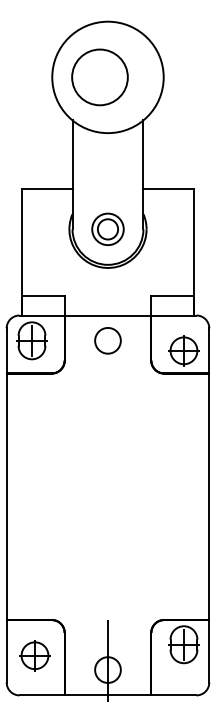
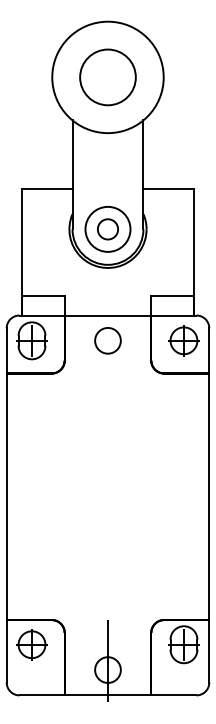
circle position: (99, 77) -> (107, 77) (107, 77)
circle diameter: 32 px -> 45 px (107, 228)
part position: (183, 350) -> (183, 340) (183, 340)
part position: (34, 655) -> (31, 644) (31, 644)
